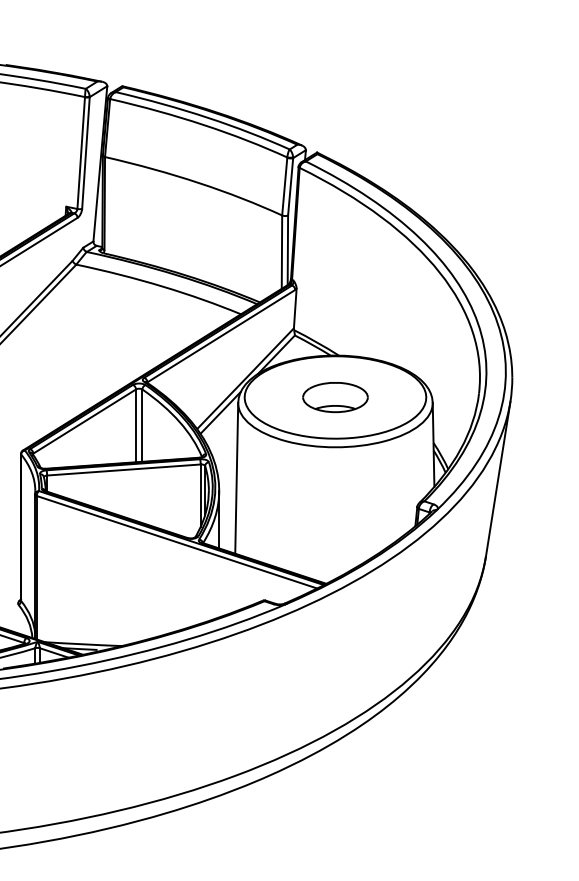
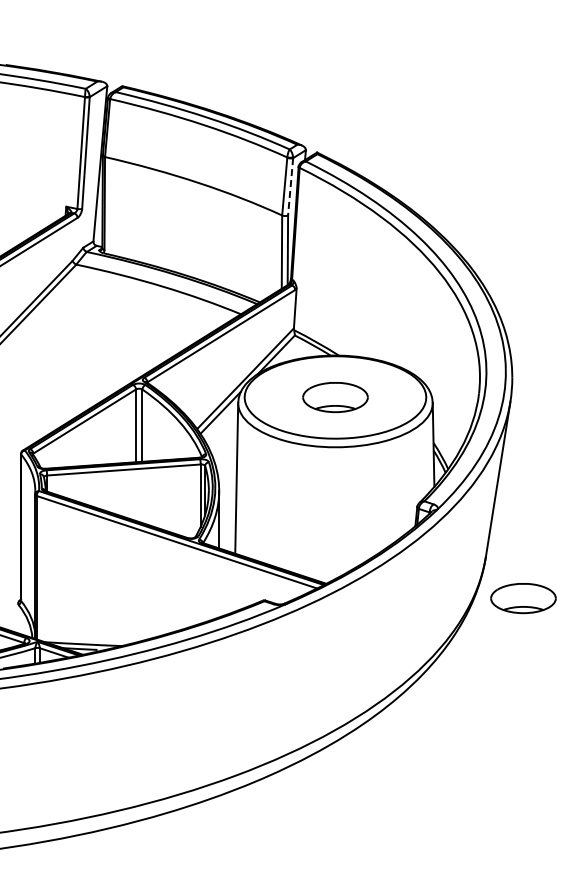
line: solid -> dashed (290, 186)
part: none -> present (523, 598)
